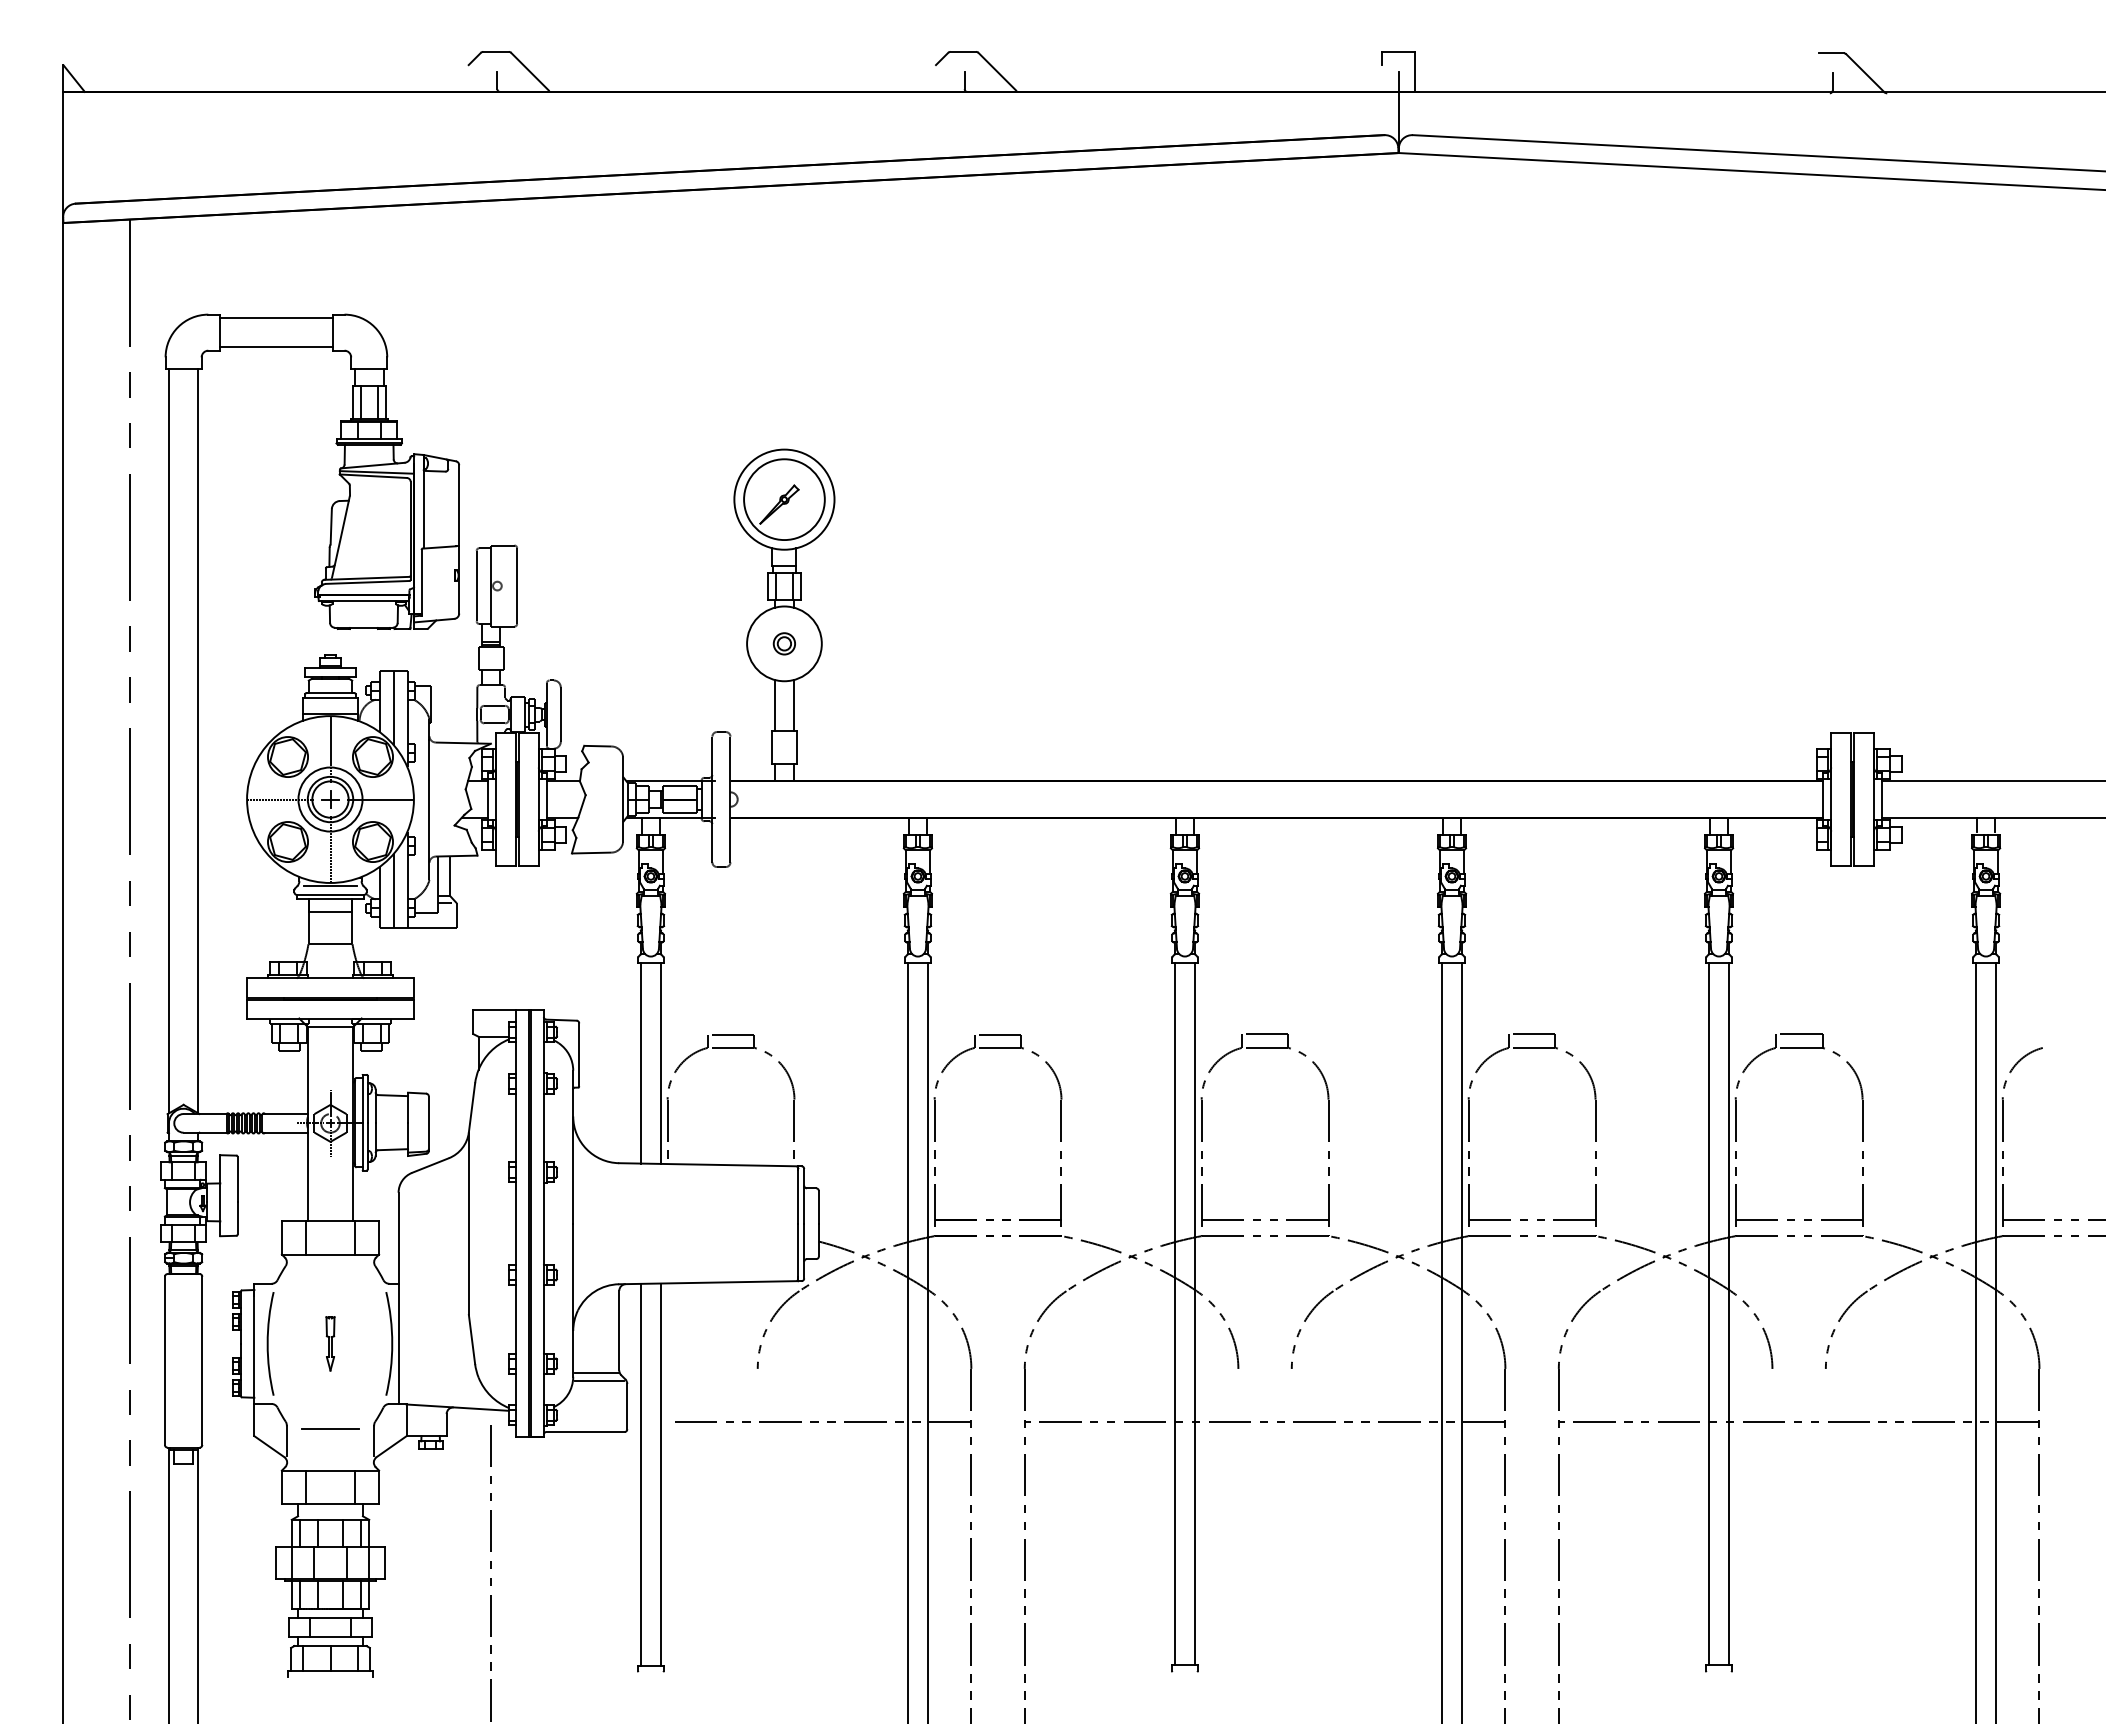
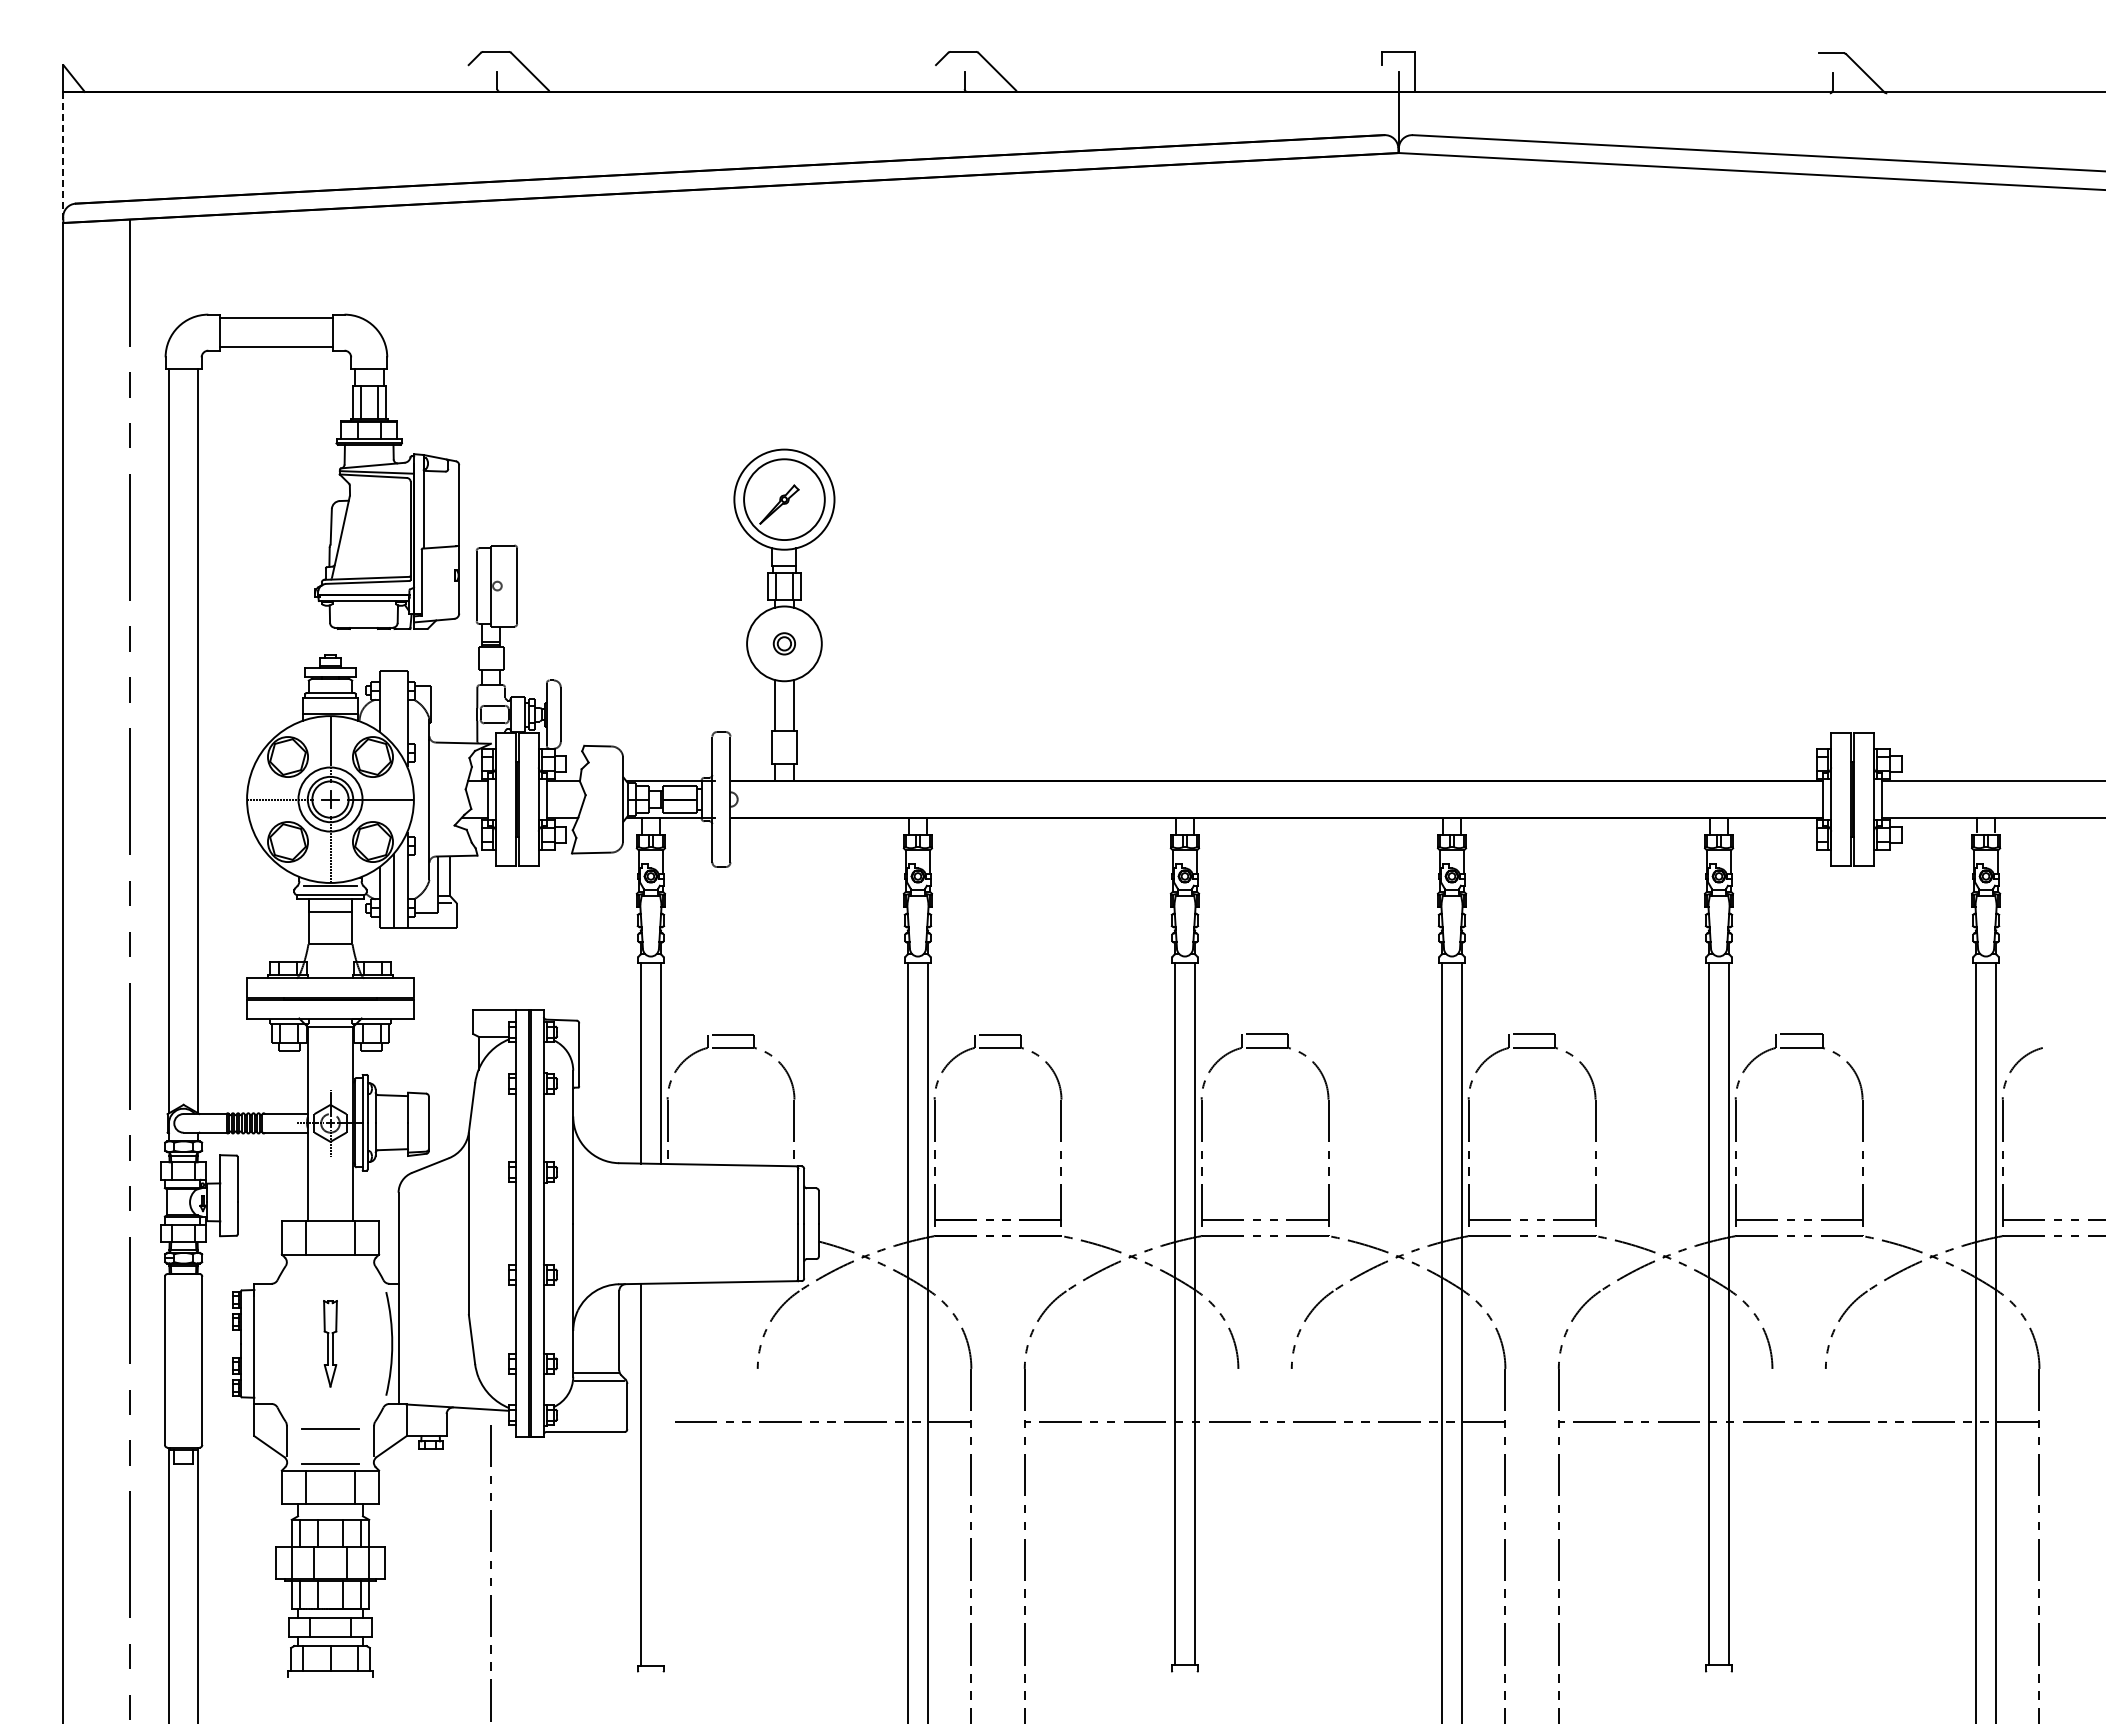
line: solid -> dashed (63, 157)
line: present -> none (394, 708)
arc: present -> none (268, 1343)
part size: 11x56 px -> 15x88 px (330, 1343)
line: none -> present (330, 1463)
line: present -> none (661, 1474)
